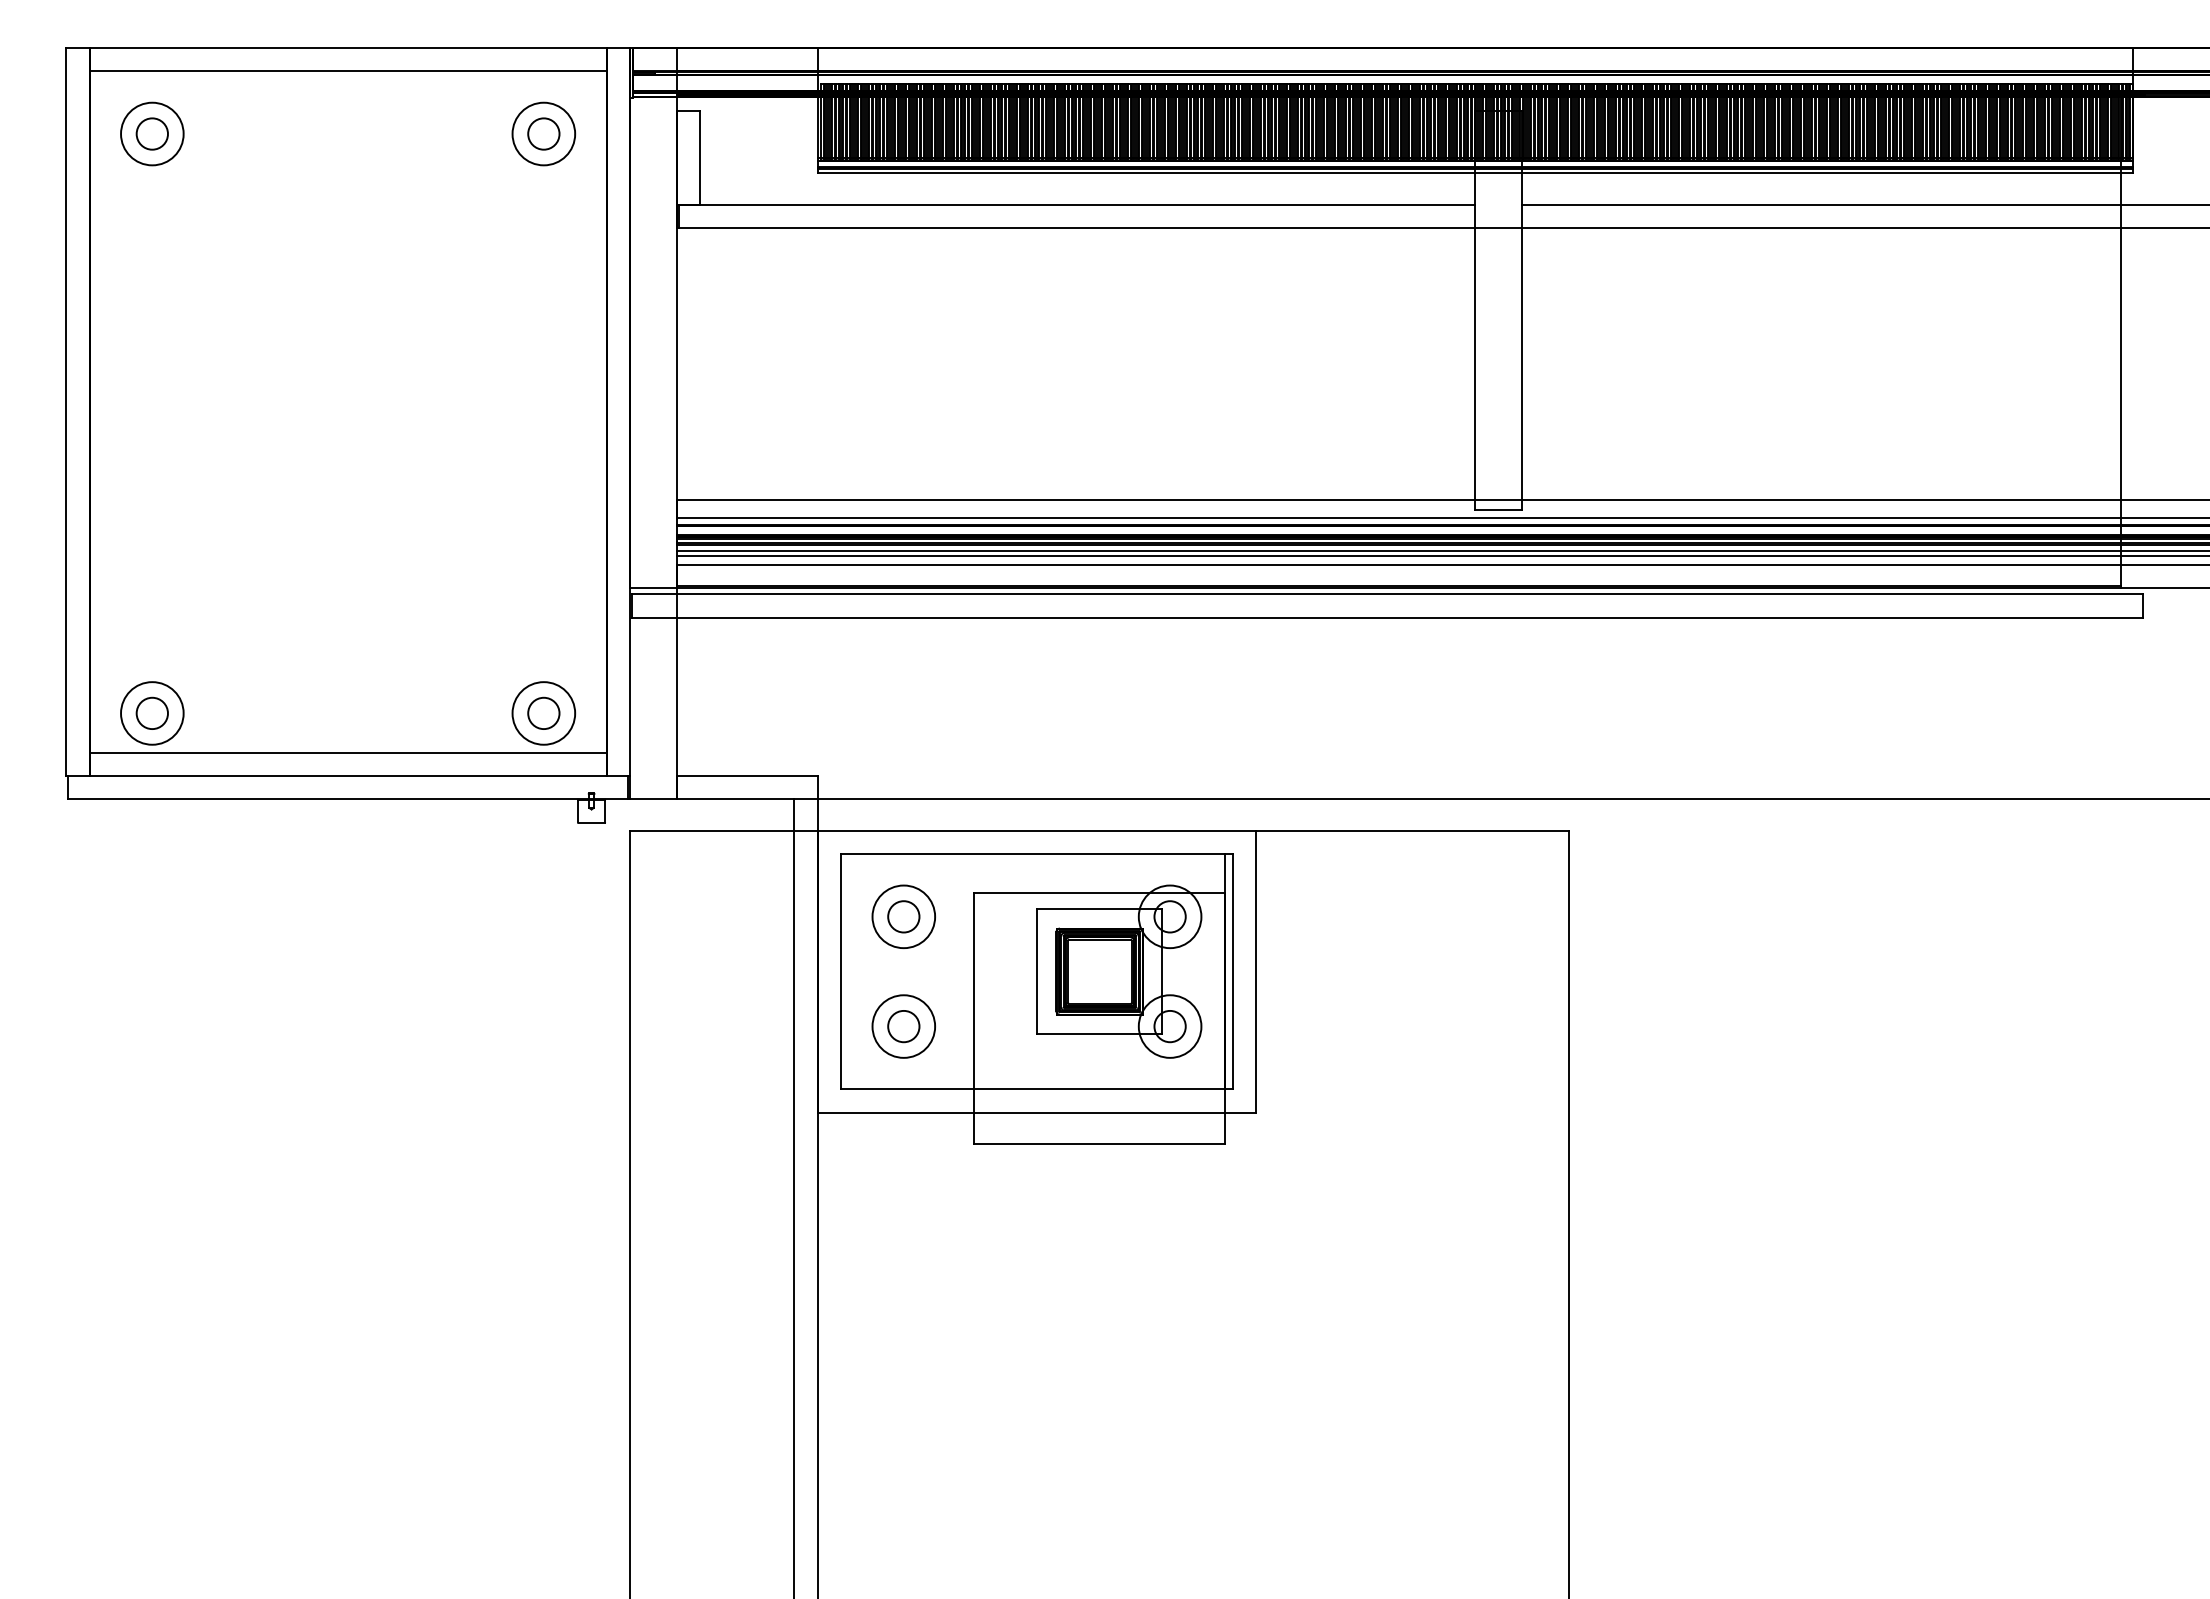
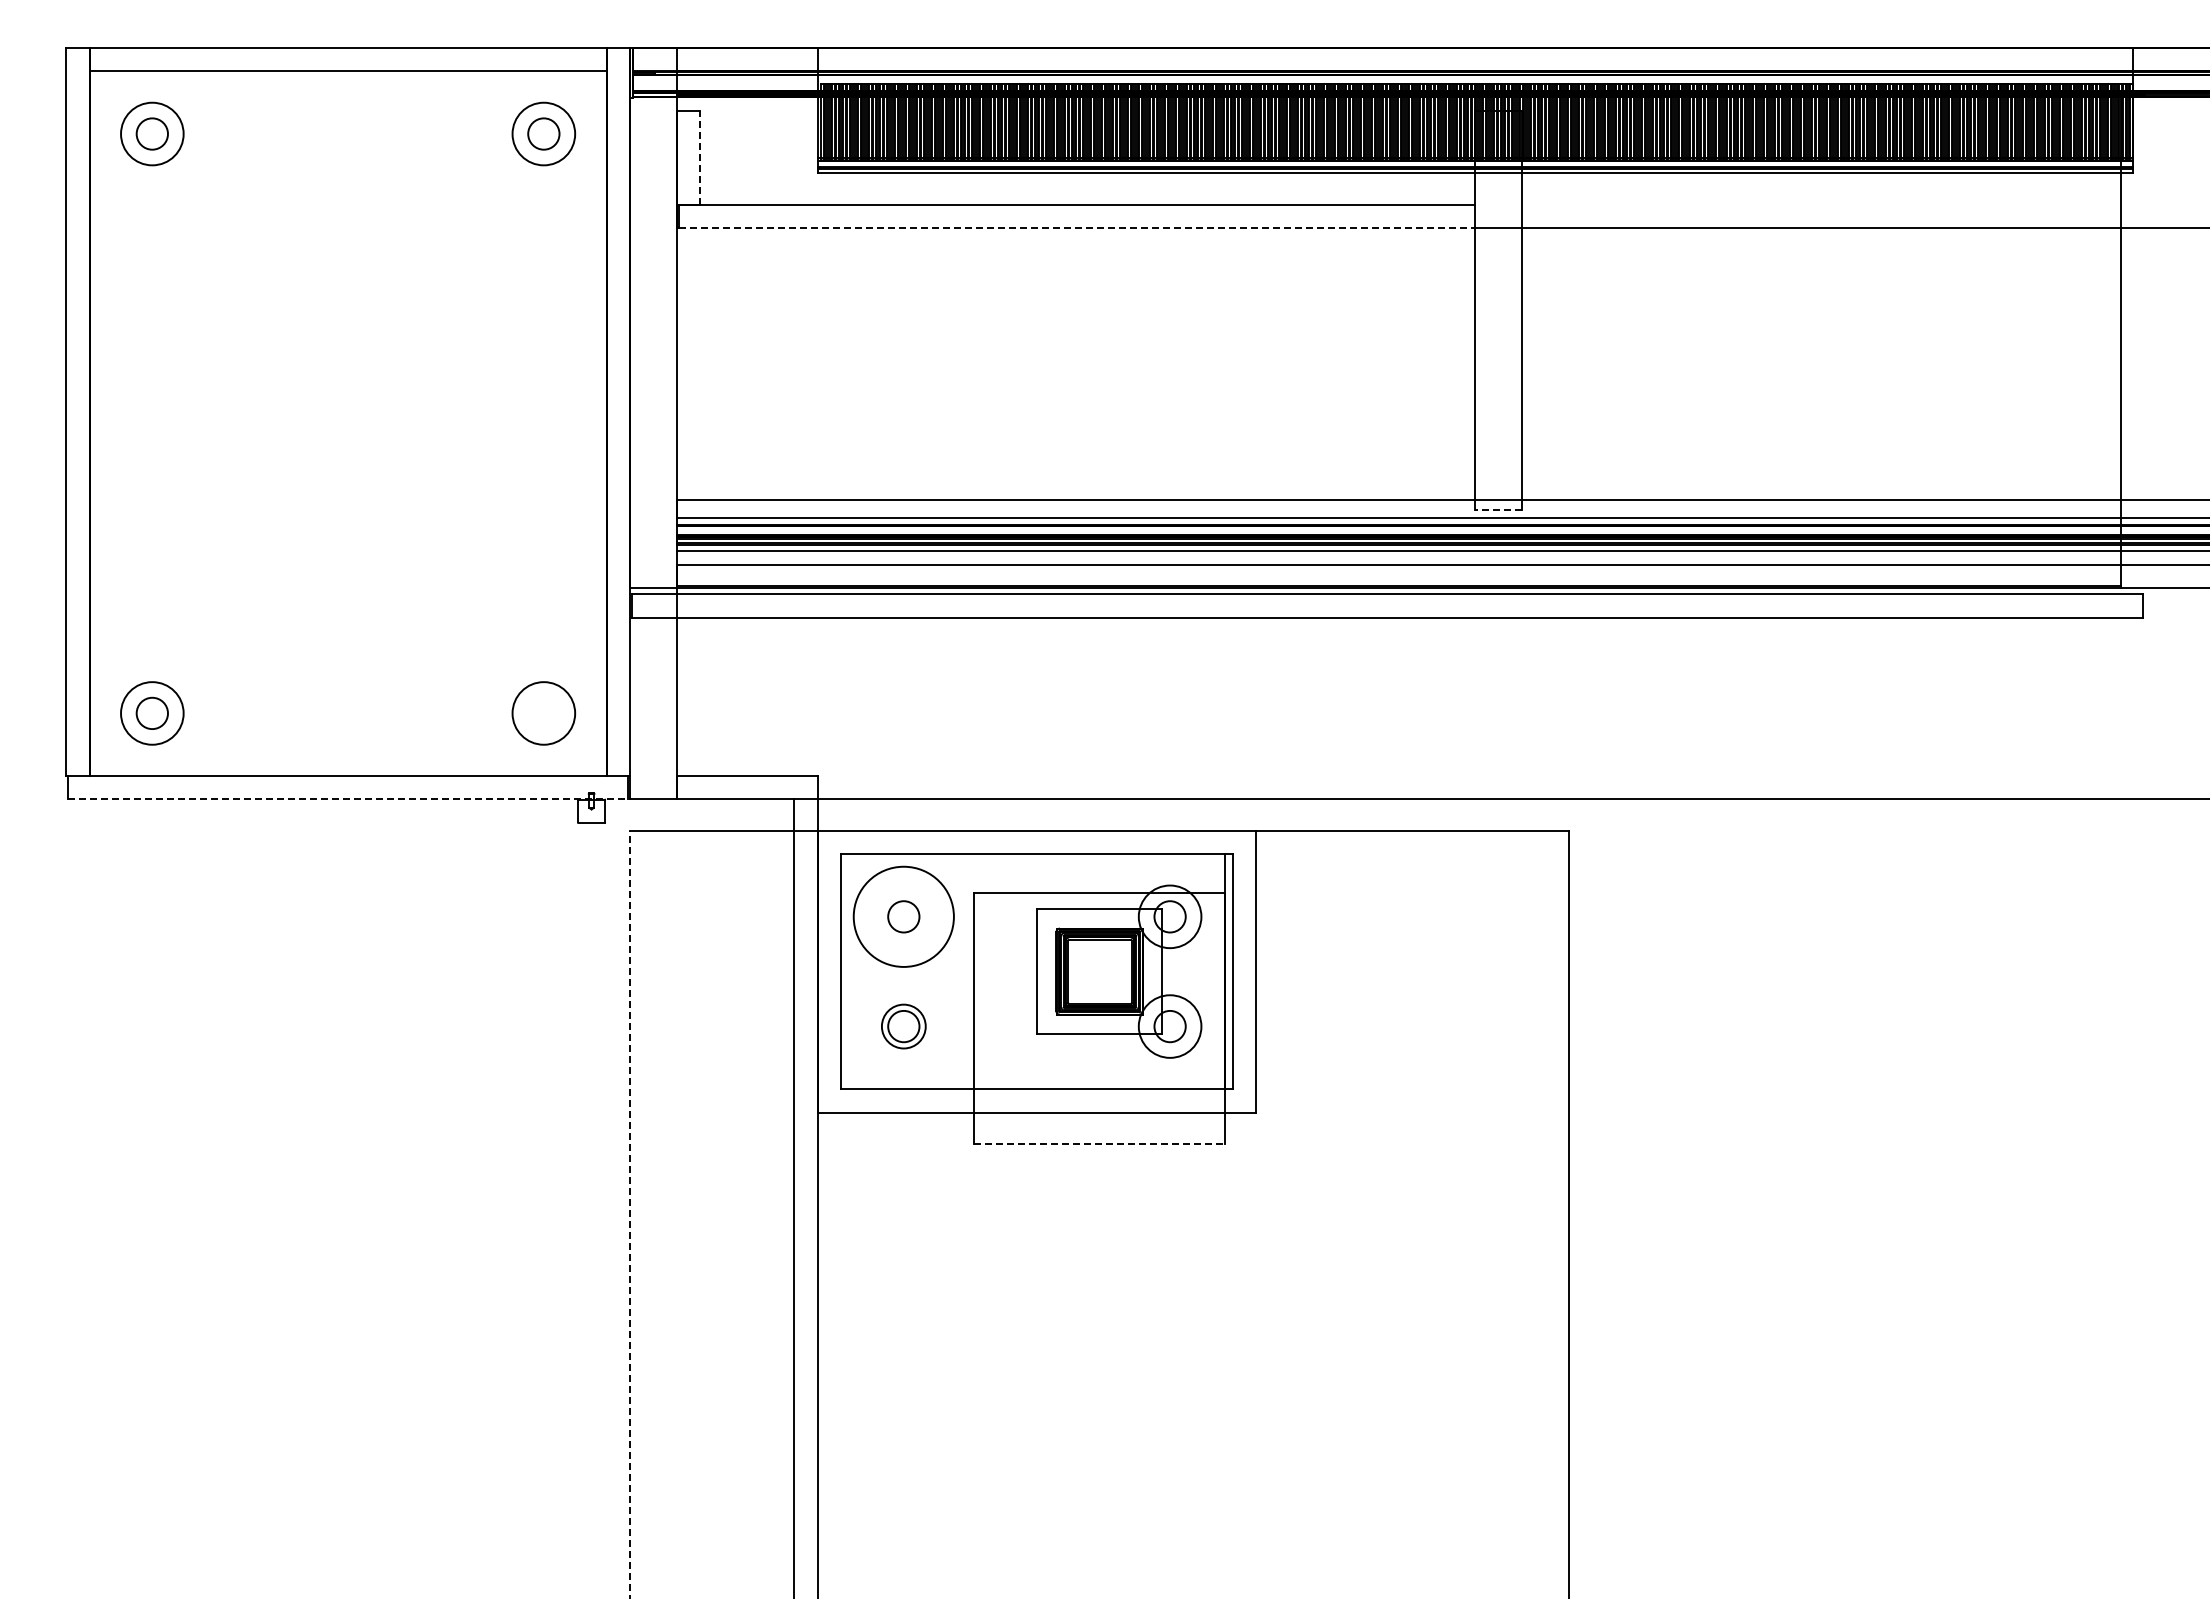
line: solid -> dashed (700, 157)
line: present -> none (1864, 204)
line: solid -> dashed (1077, 227)
line: solid -> dashed (1498, 509)
line: present -> none (1441, 555)
circle: present -> none (543, 712)
line: present -> none (347, 752)
line: solid -> dashed (348, 799)
circle diameter: 63 px -> 100 px (903, 916)
circle diameter: 63 px -> 44 px (903, 1026)
line: solid -> dashed (1100, 1143)
line: solid -> dashed (629, 1214)
